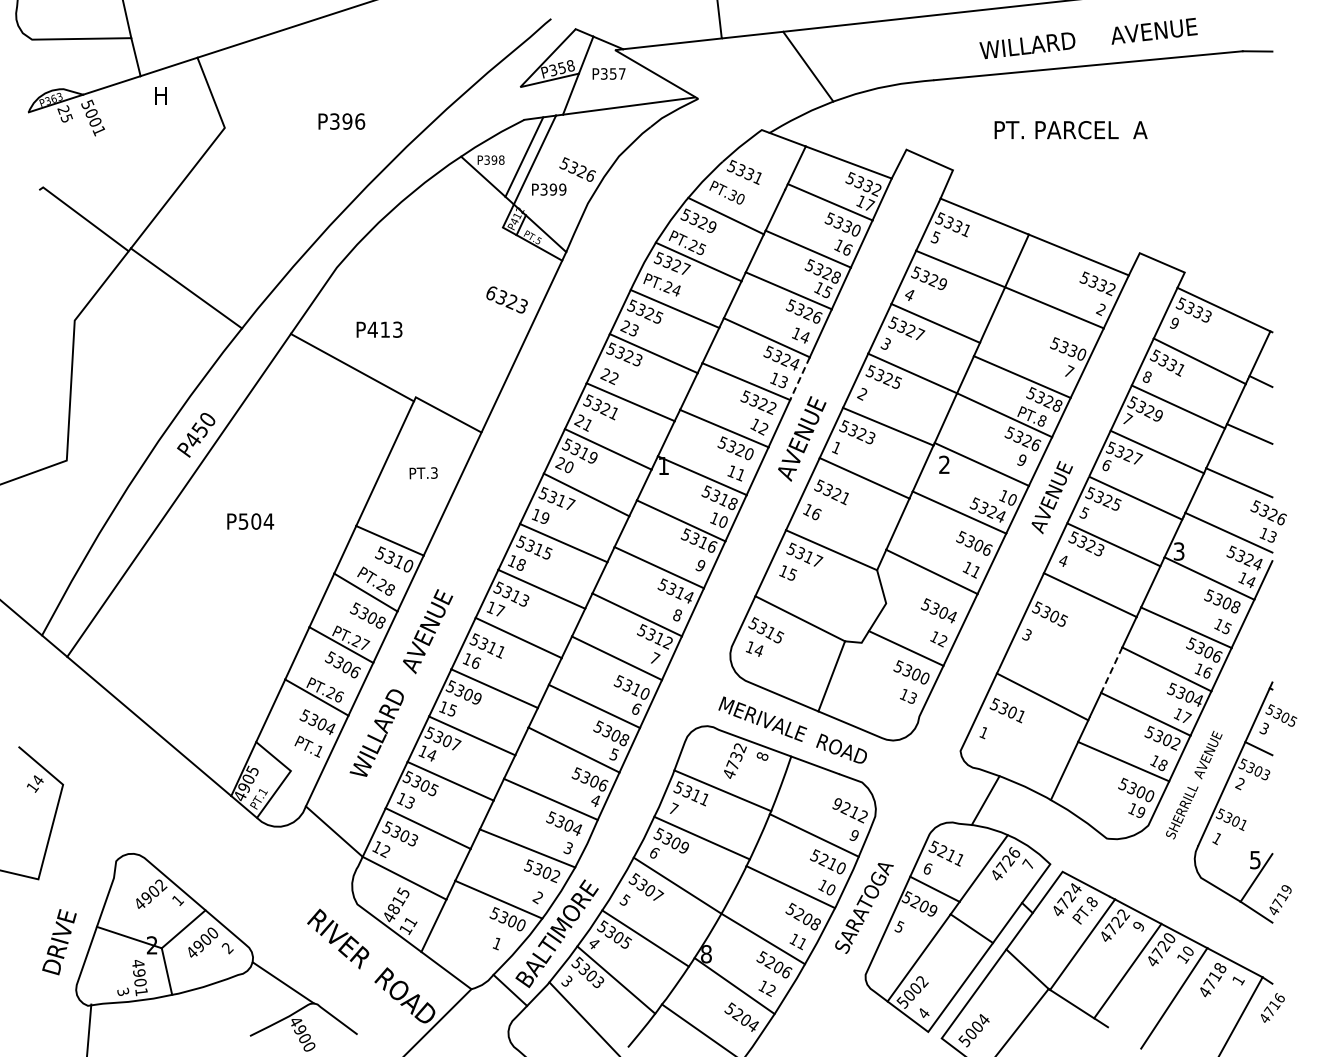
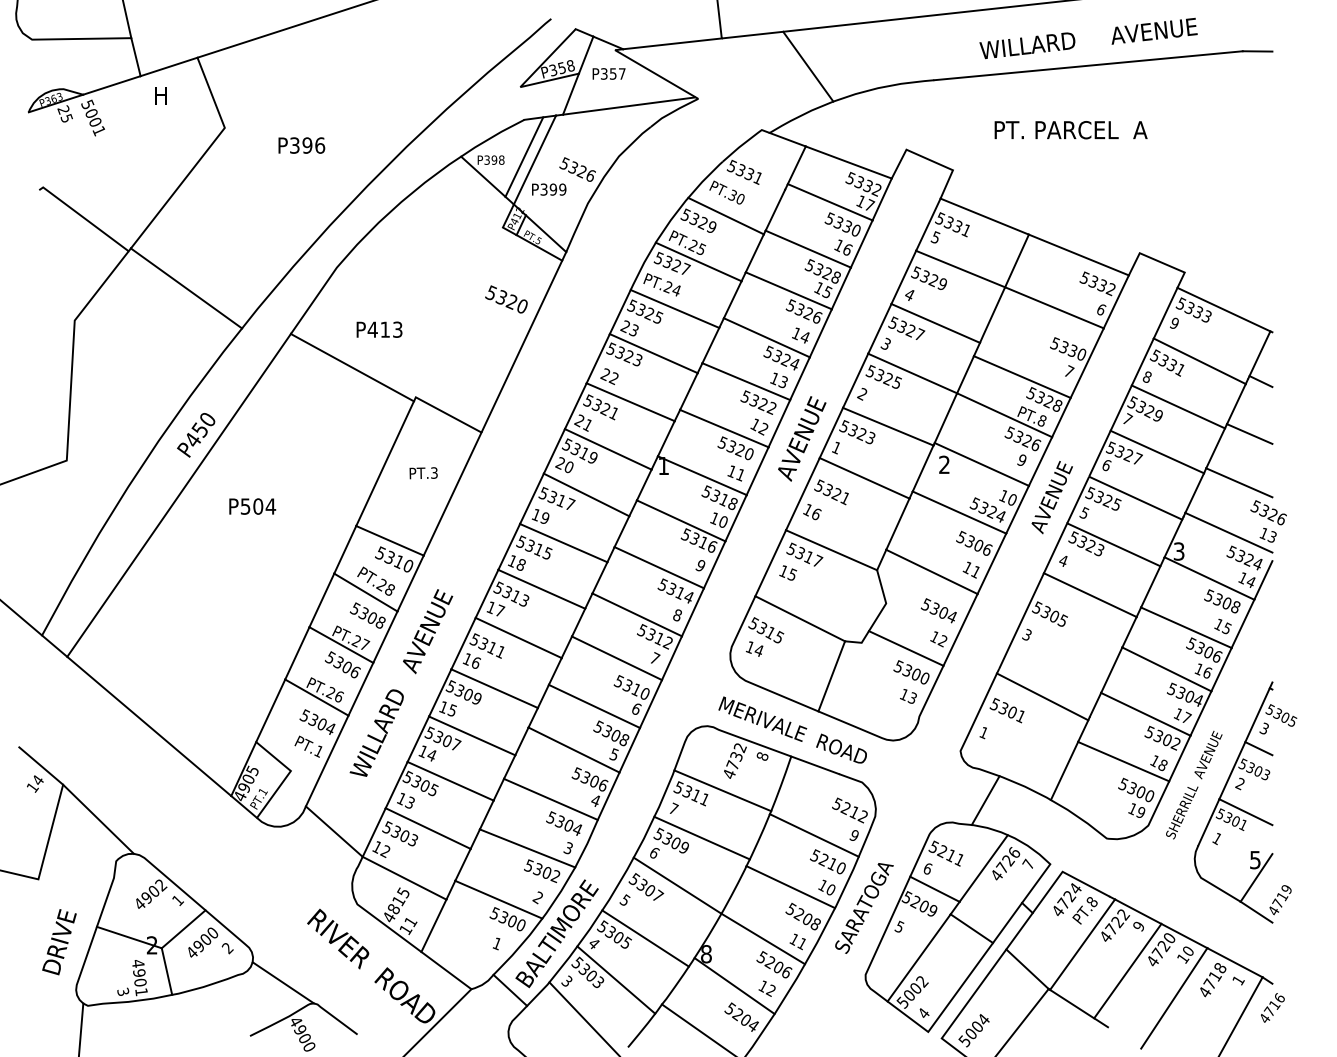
text position: (341, 121) -> (301, 145) (301, 145)
text: 6323 -> 5320 (506, 299)
text: 2 -> 6 (1101, 309)
line: dashed -> solid (800, 378)
text position: (250, 521) -> (252, 506) (252, 506)
line: dashed -> solid (1111, 670)
text: 9212 -> 5212 (837, 803)
line: none -> present (1245, 812)
line: none -> present (98, 818)
line position: (89, 1028) -> (81, 1028) (81, 1028)
